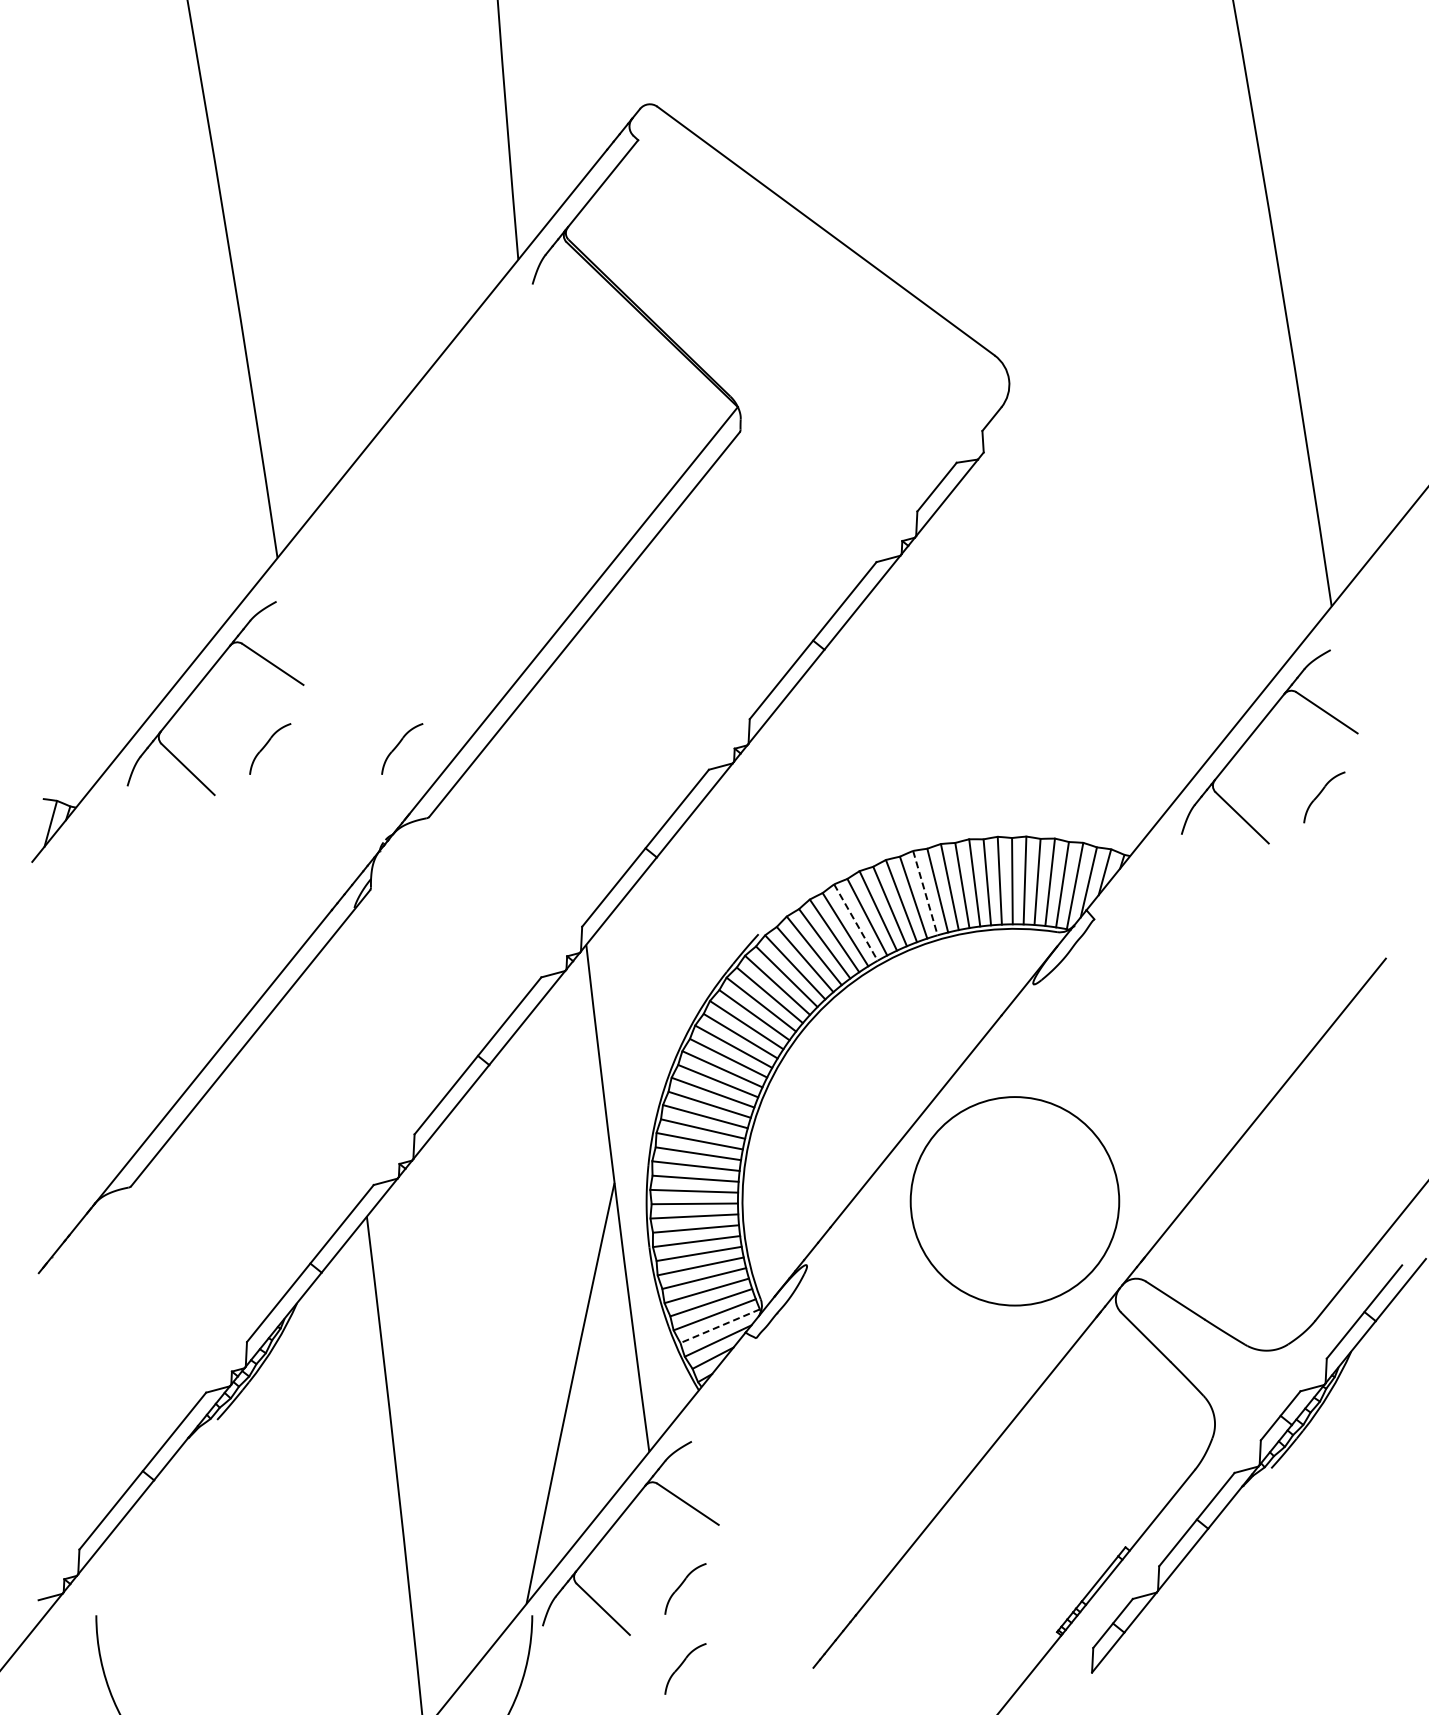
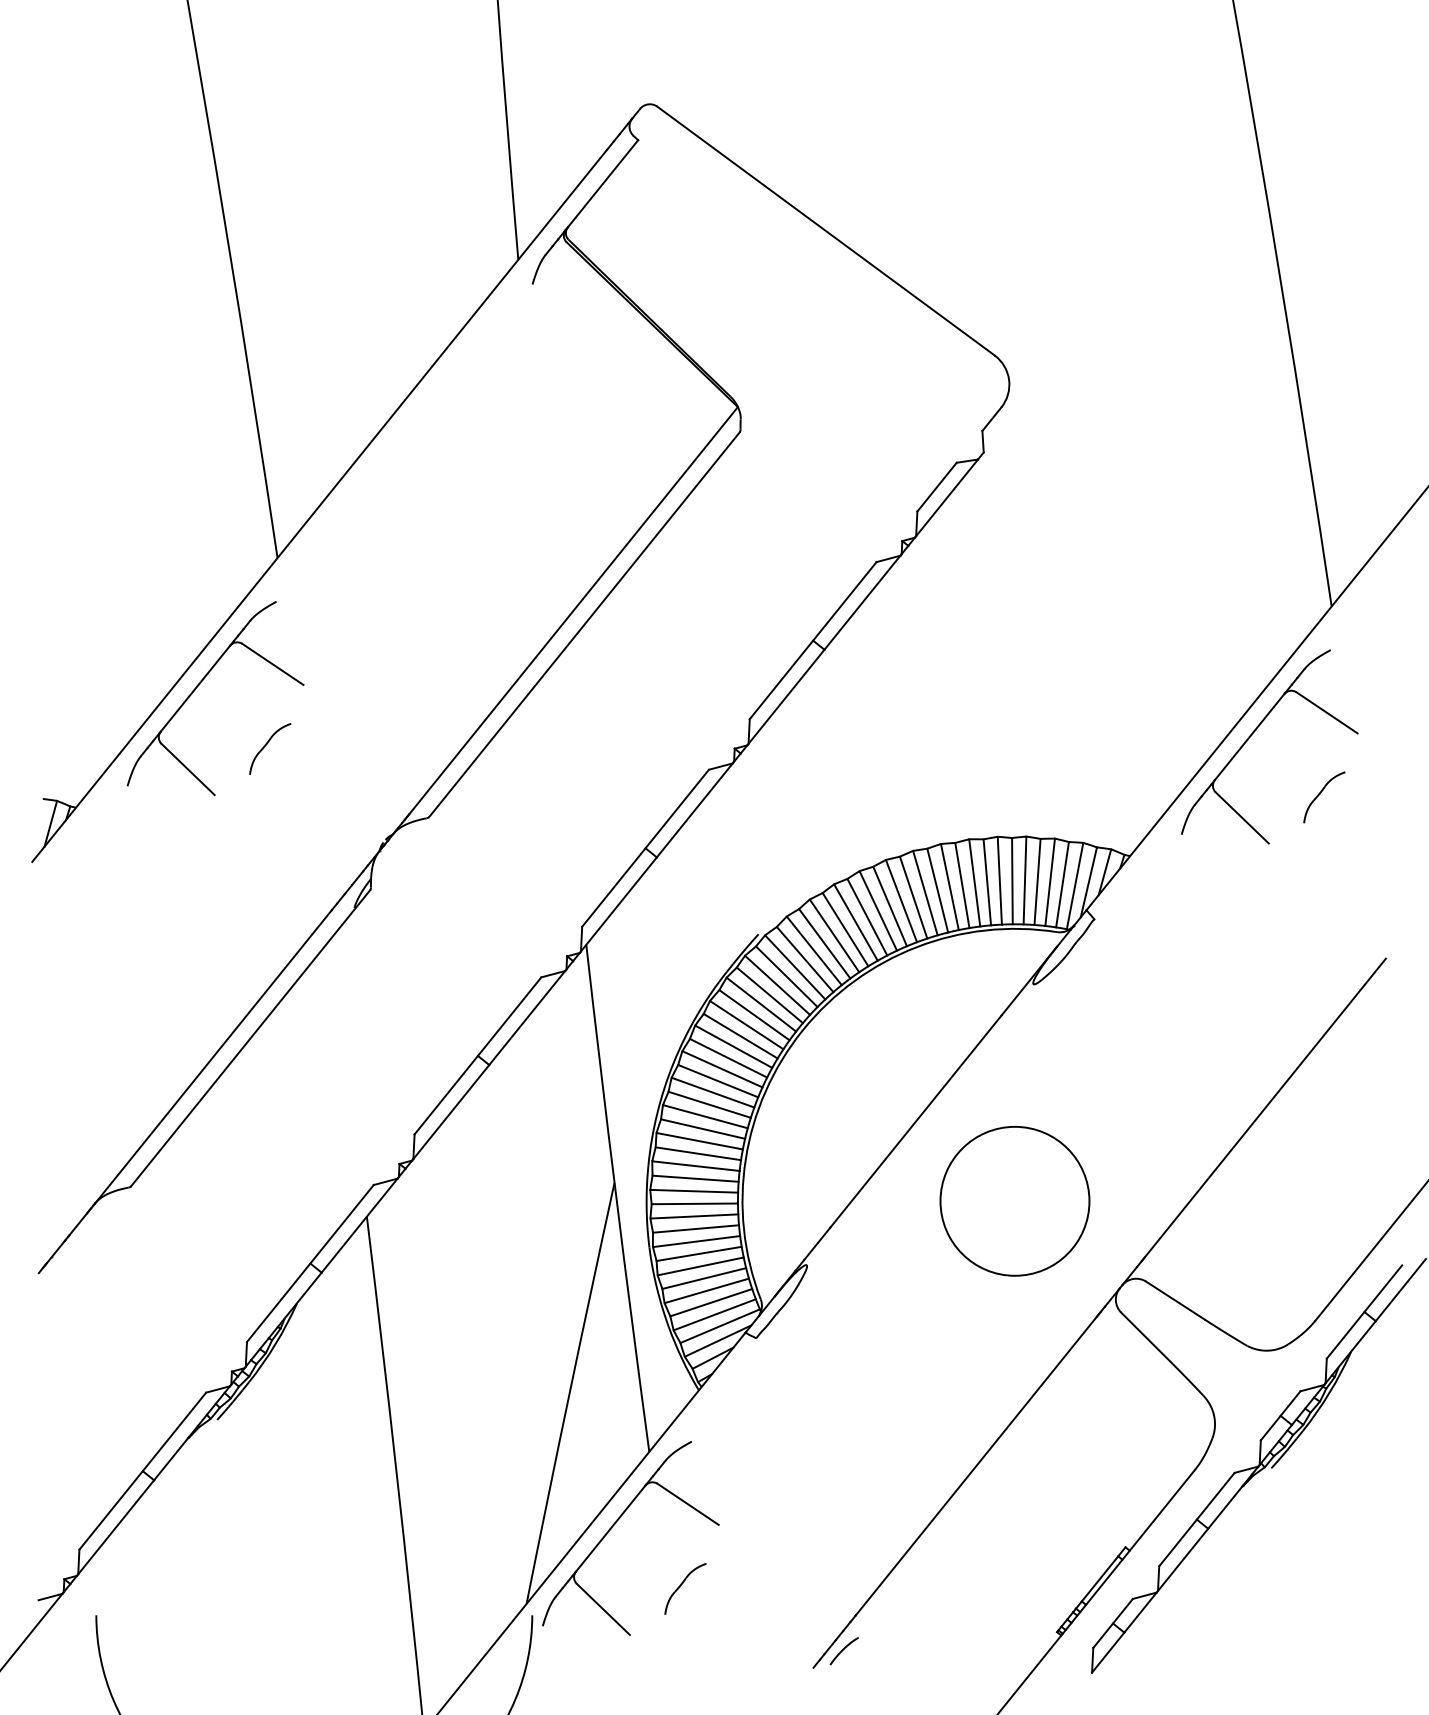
part: present -> none (402, 748)
line: dashed -> solid (925, 893)
line: dashed -> solid (855, 922)
circle diameter: 209 px -> 149 px (1014, 1200)
line: dashed -> solid (719, 1326)
curve: none -> present (843, 1650)
part: present -> none (685, 1668)
